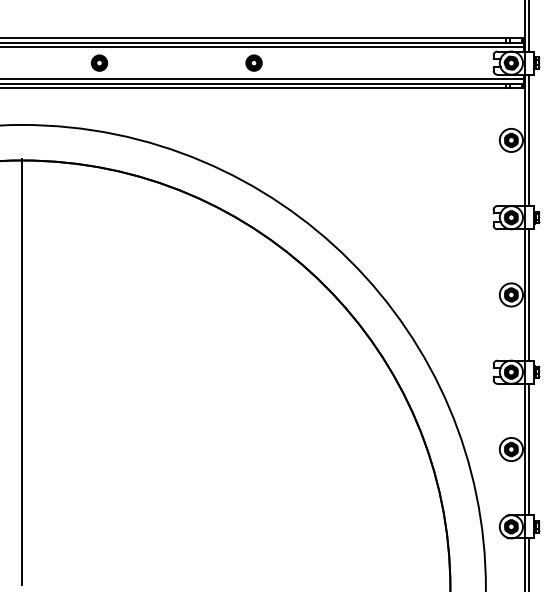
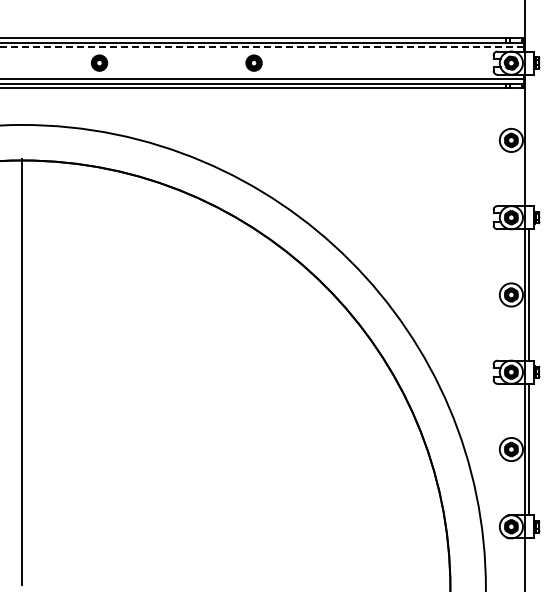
line: present -> none (529, 26)
line: solid -> dashed (262, 47)
line: present -> none (529, 140)
line: present -> none (529, 563)
